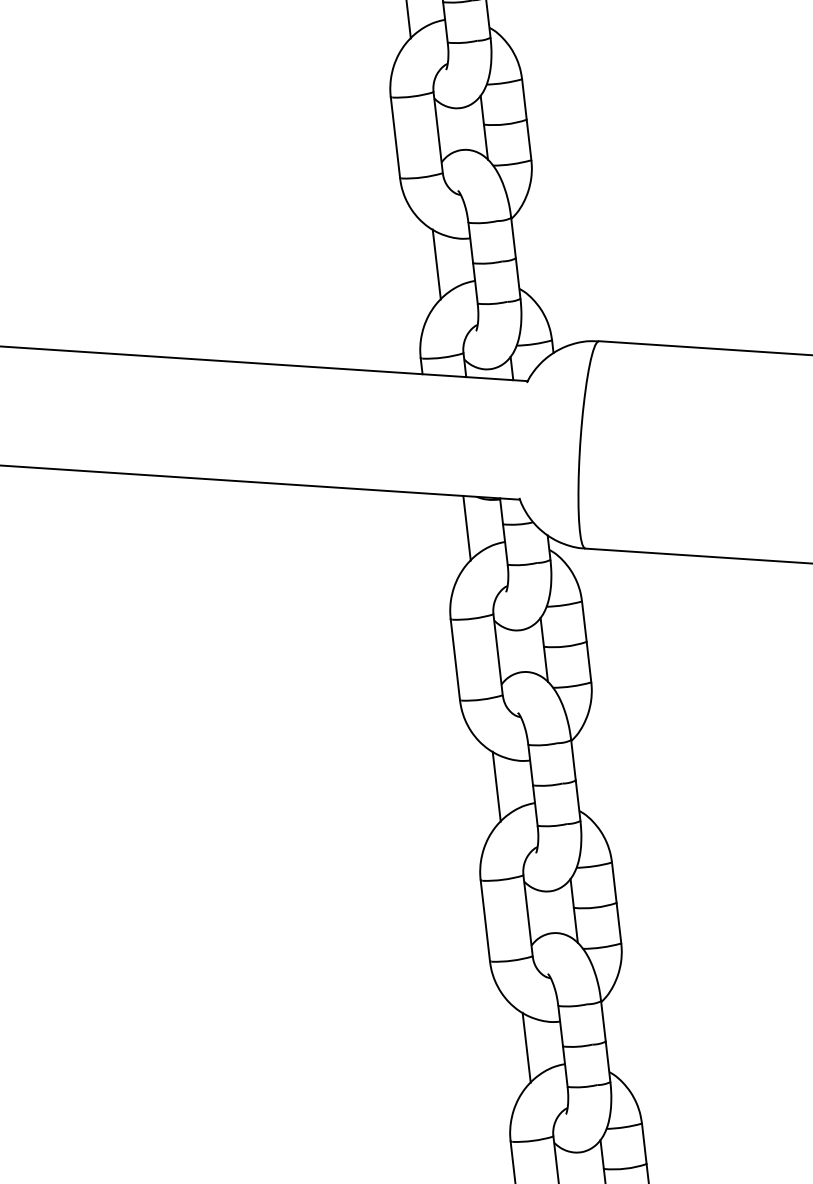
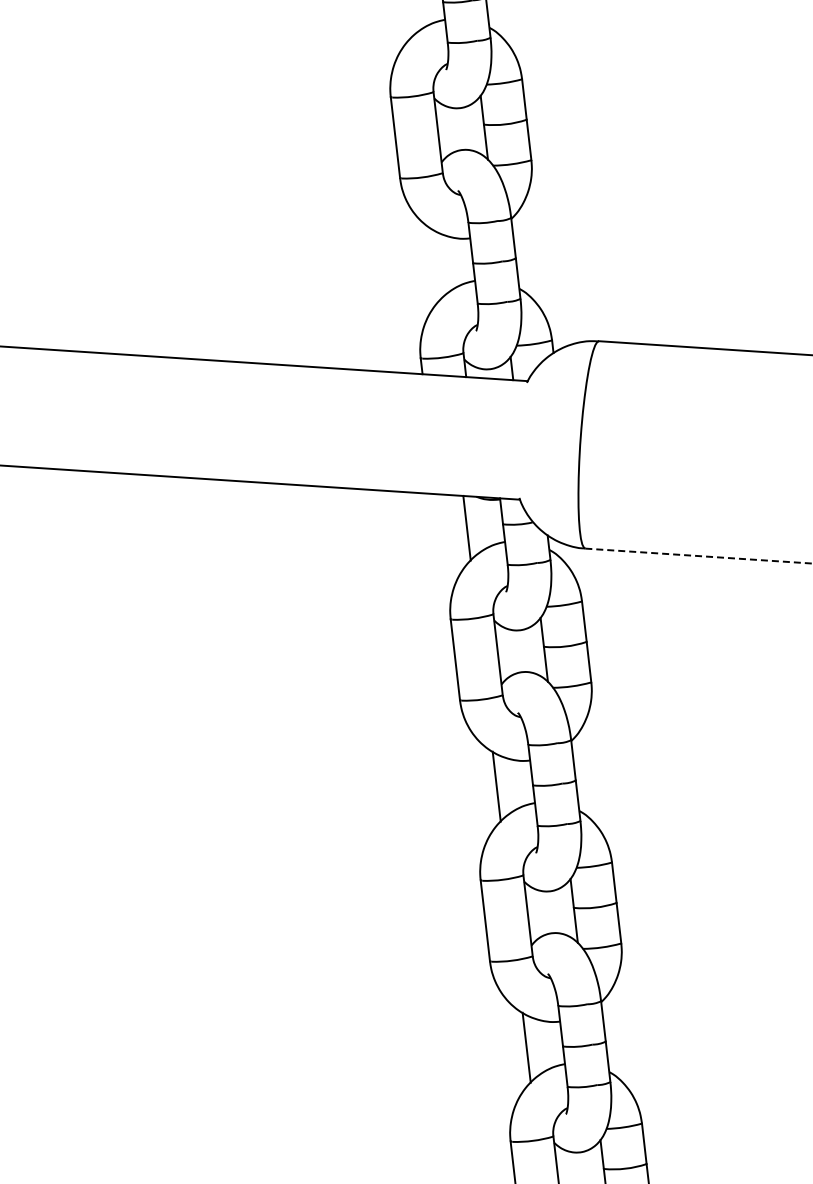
line: present -> none (408, 20)
line: present -> none (436, 264)
line: solid -> dashed (699, 556)
